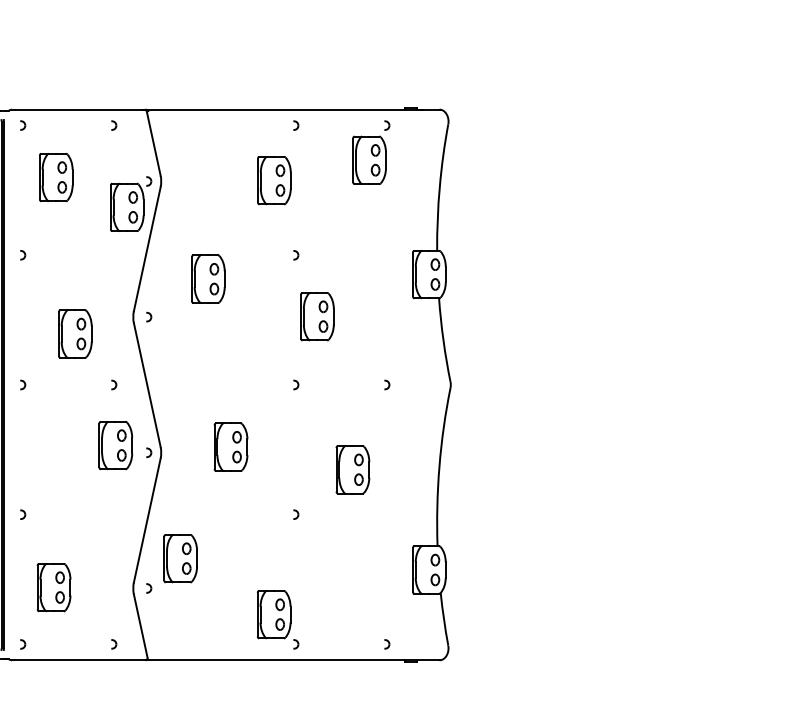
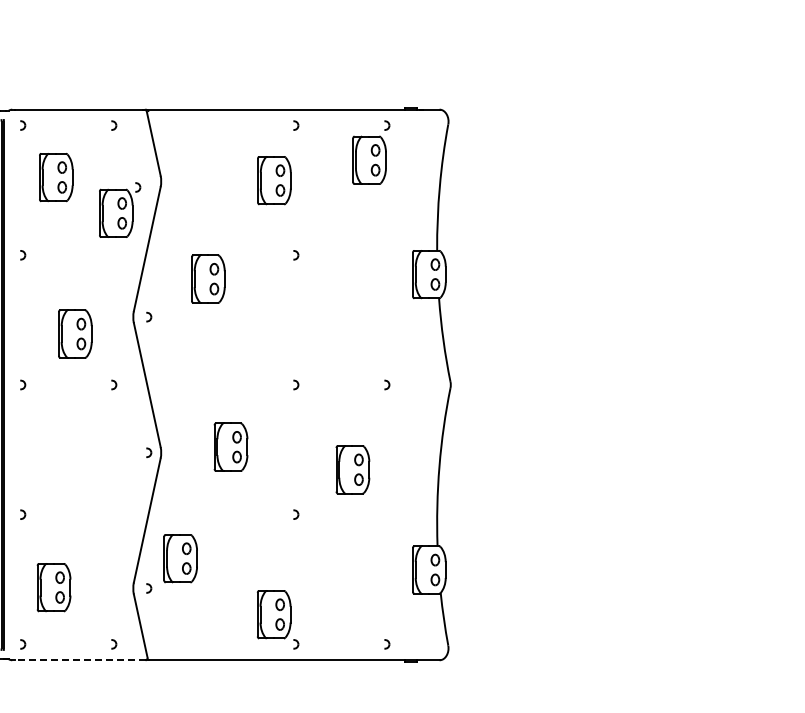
part position: (131, 203) -> (120, 209) (120, 209)
part: present -> none (317, 316)
part: present -> none (115, 445)
line: solid -> dashed (79, 660)
